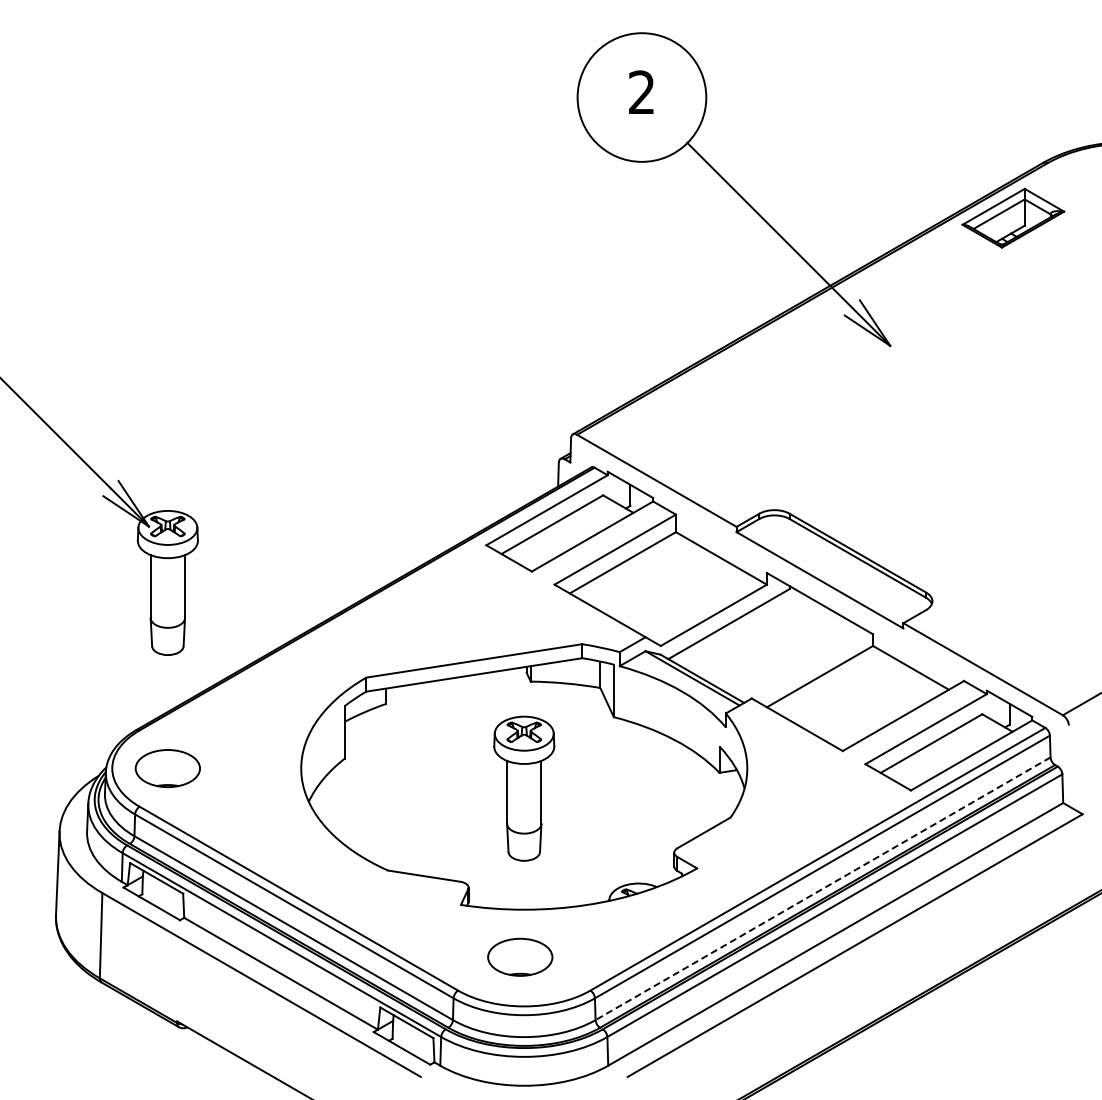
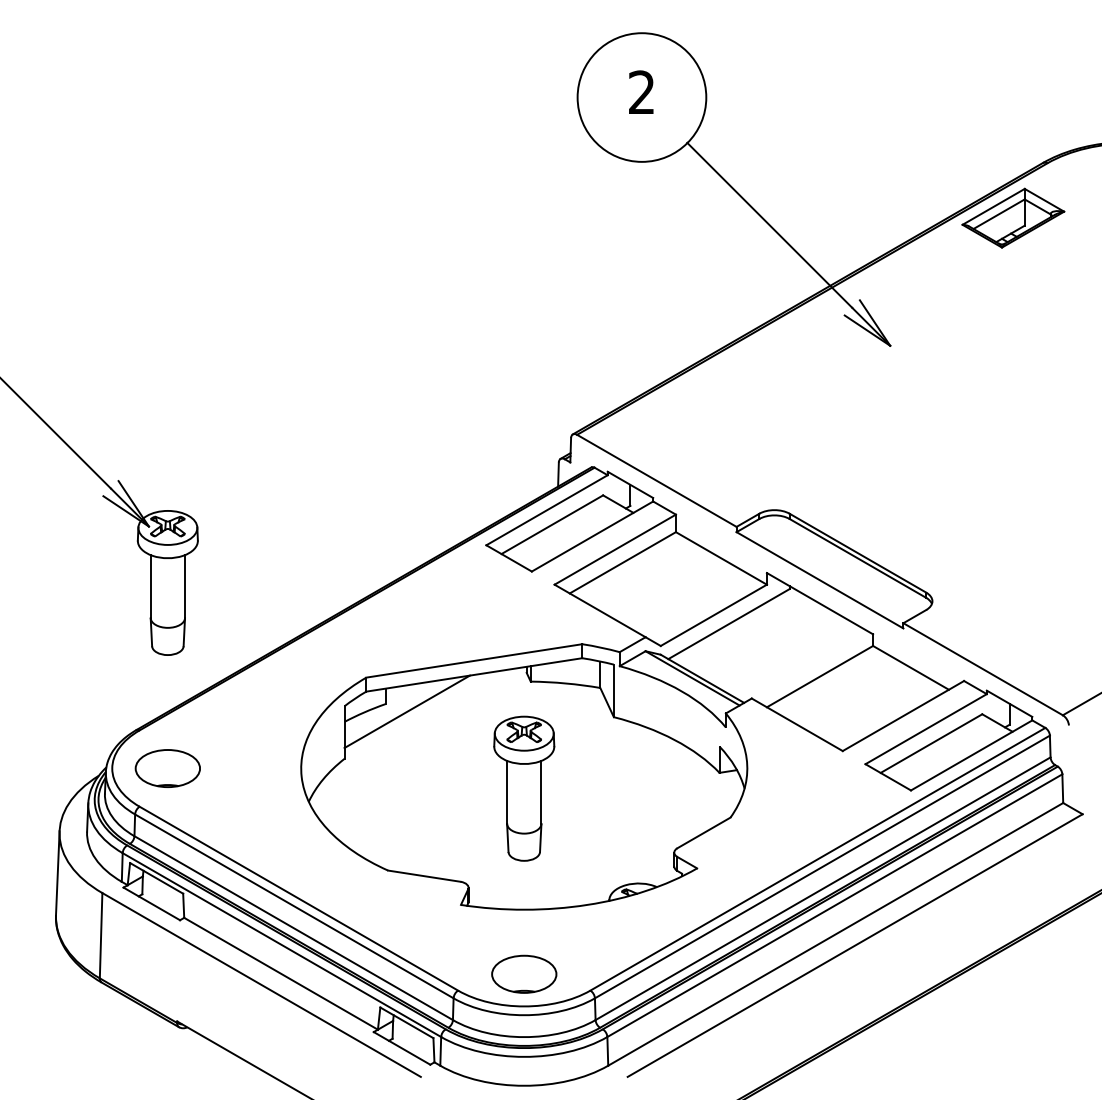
line: none -> present (406, 711)
line: dashed -> solid (823, 888)
part position: (520, 956) -> (524, 973) (524, 973)
